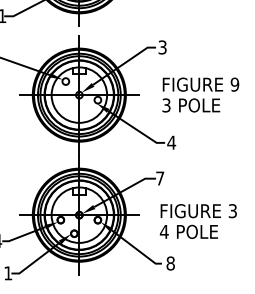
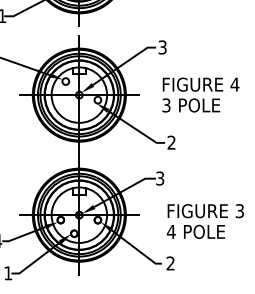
text: 9 -> 4 (234, 84)
text: 4 -> 2 (171, 142)
text: 7 -> 3 (160, 178)
text position: (197, 221) -> (204, 221) (204, 221)
text: 8 -> 2 (170, 263)
